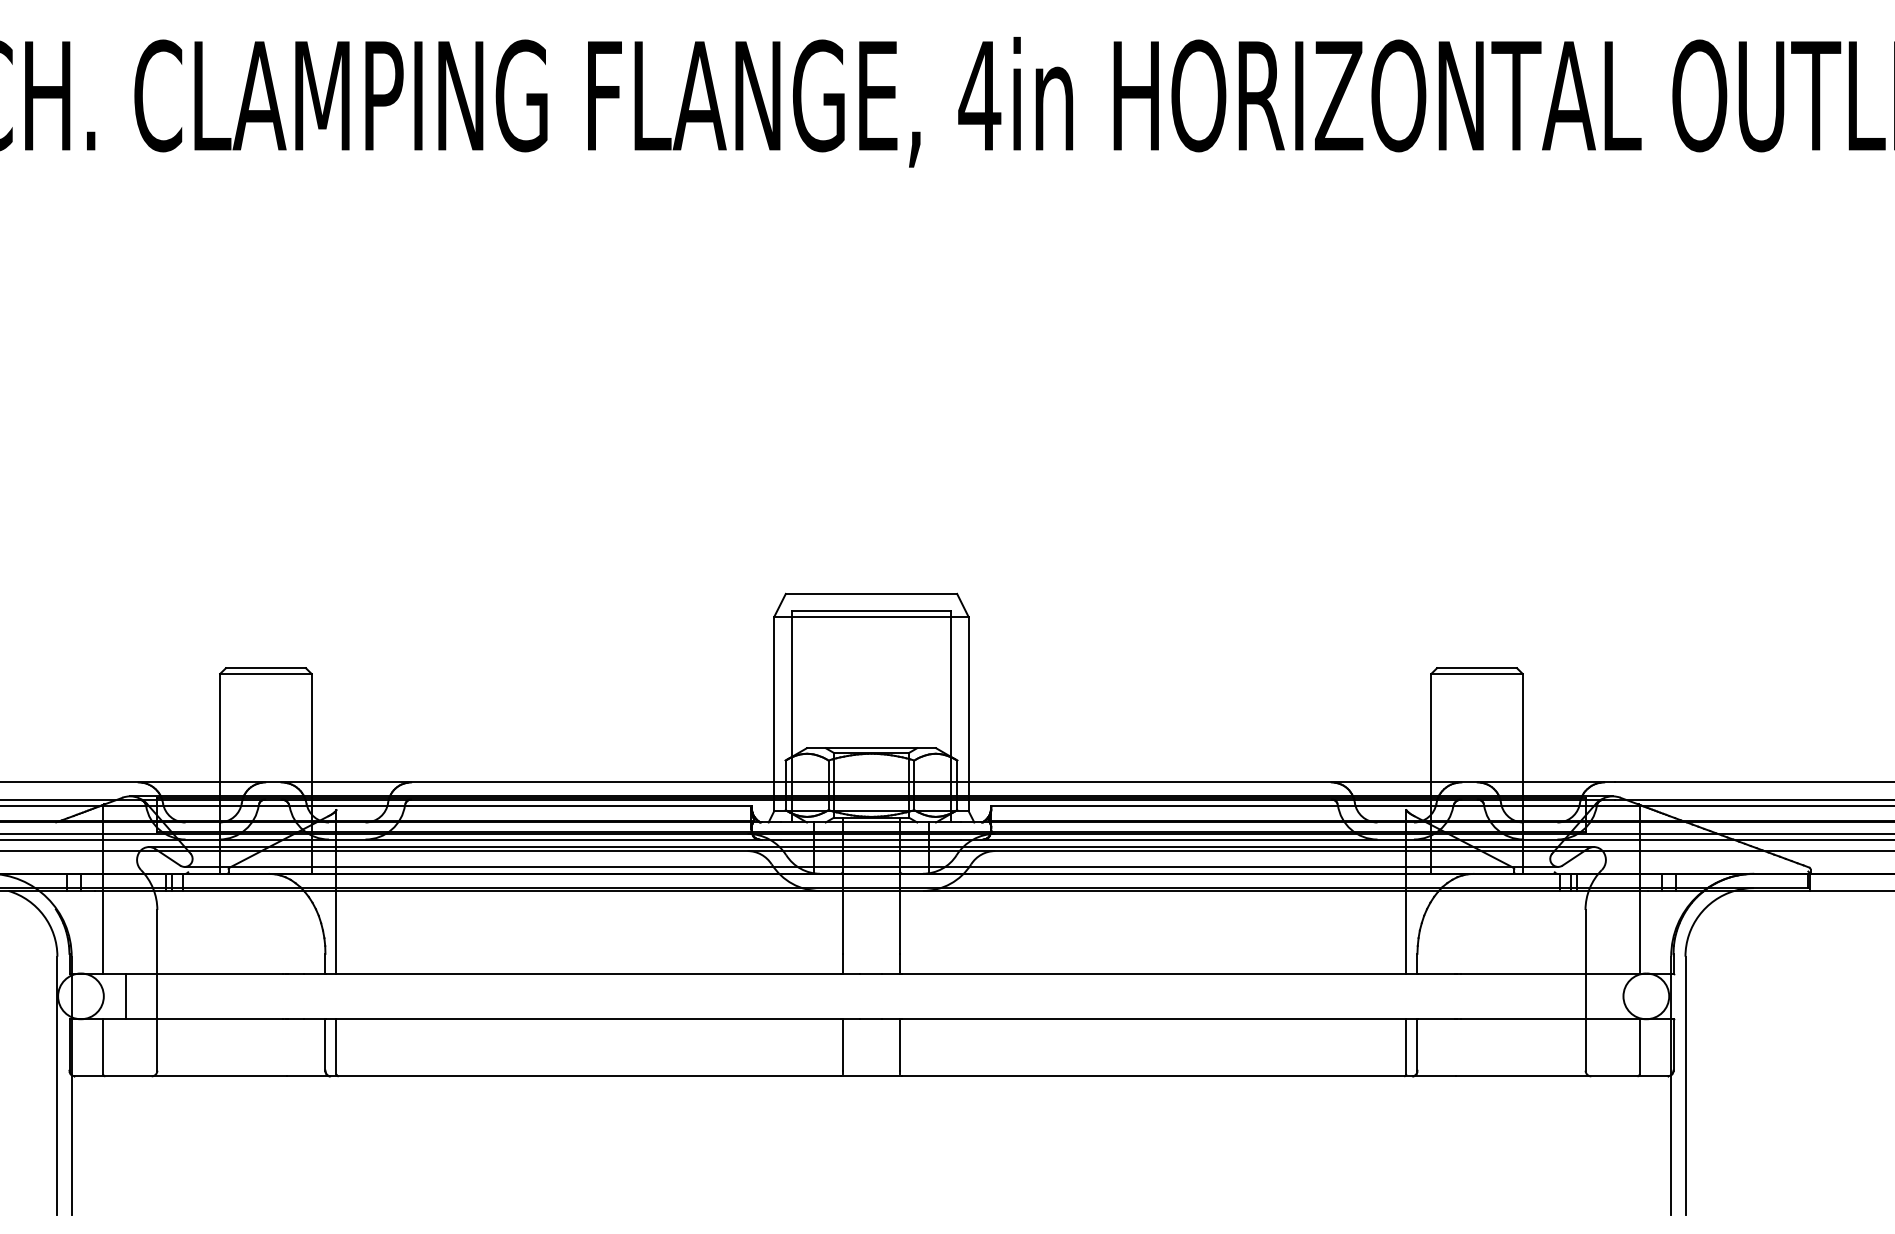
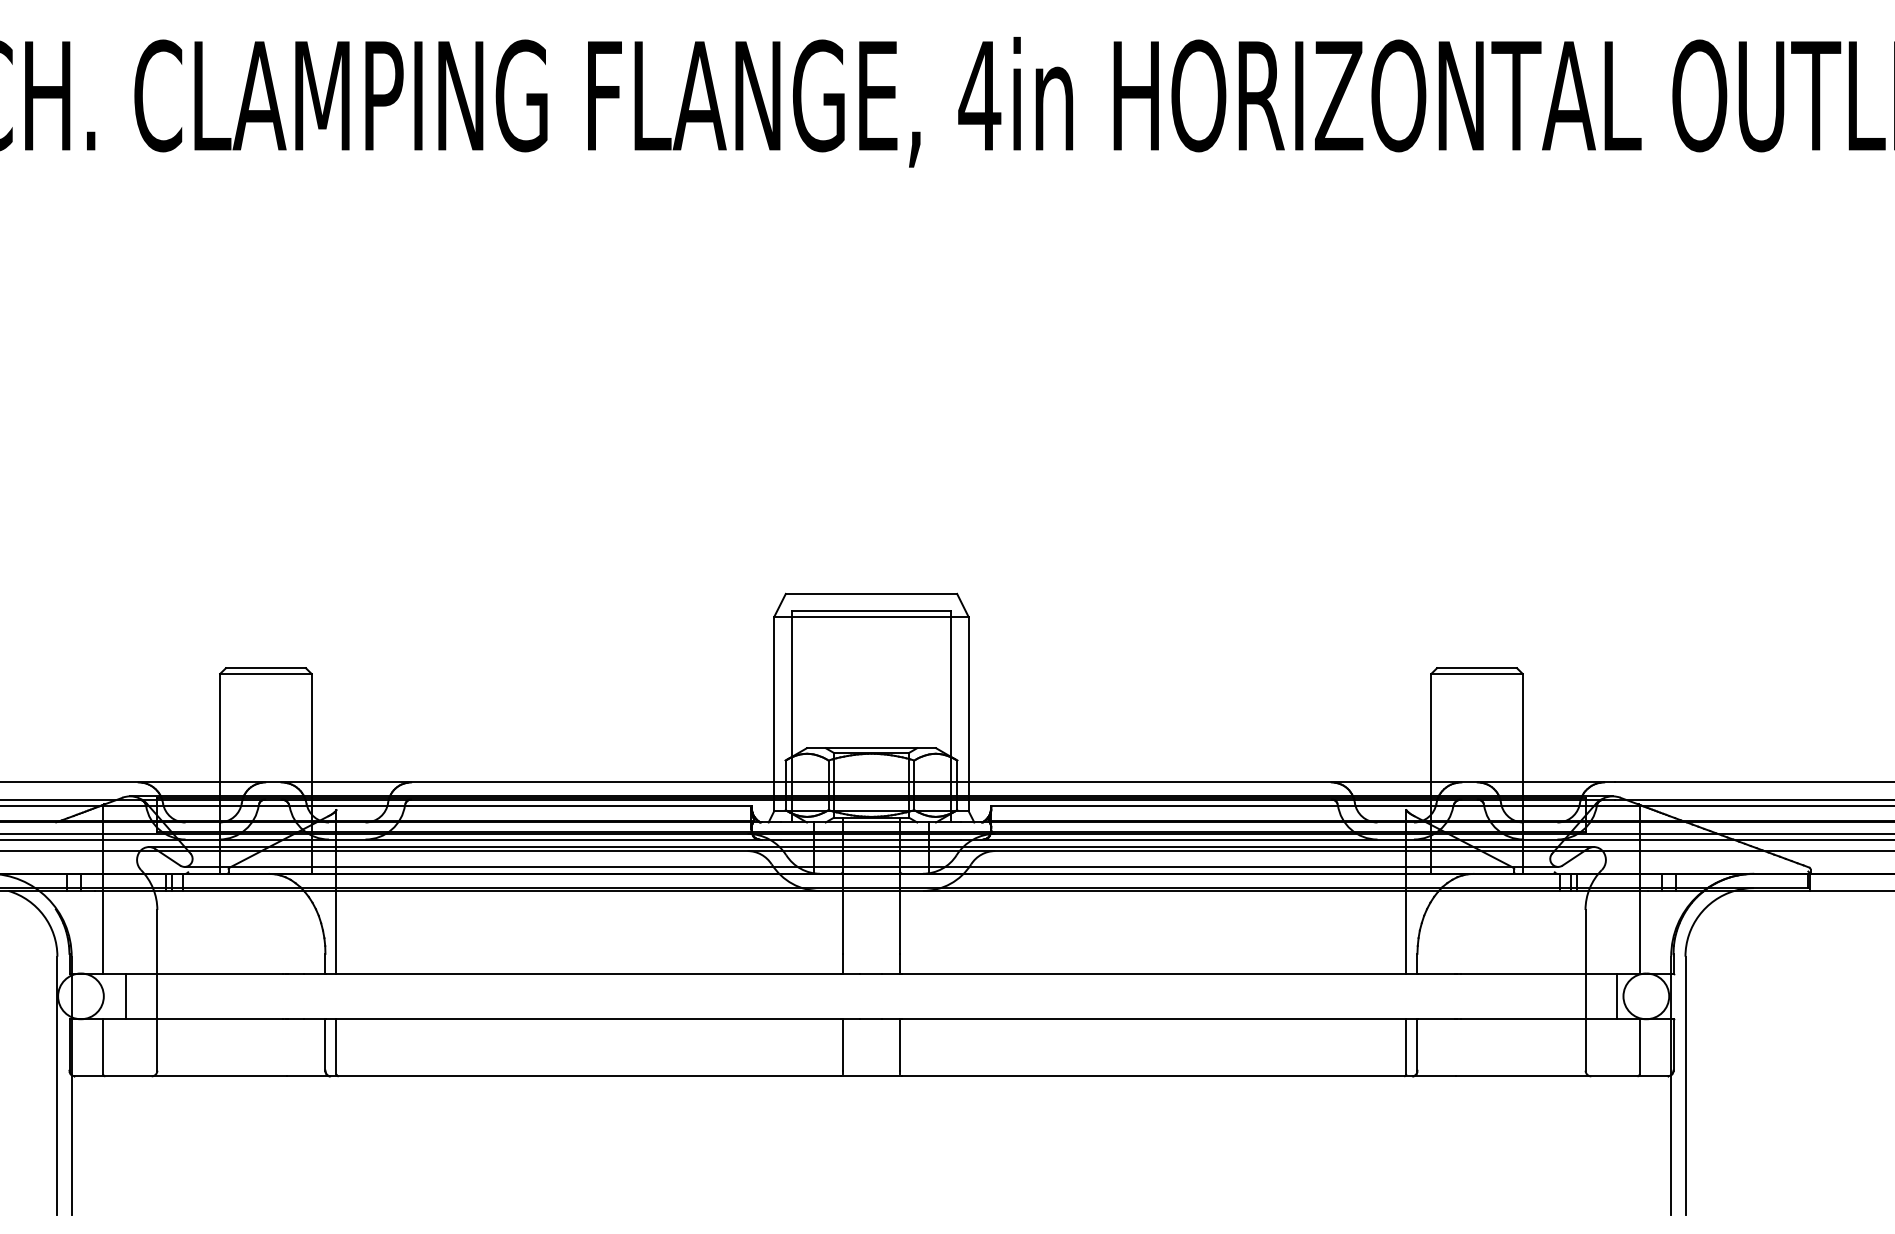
line: none -> present (1616, 996)
